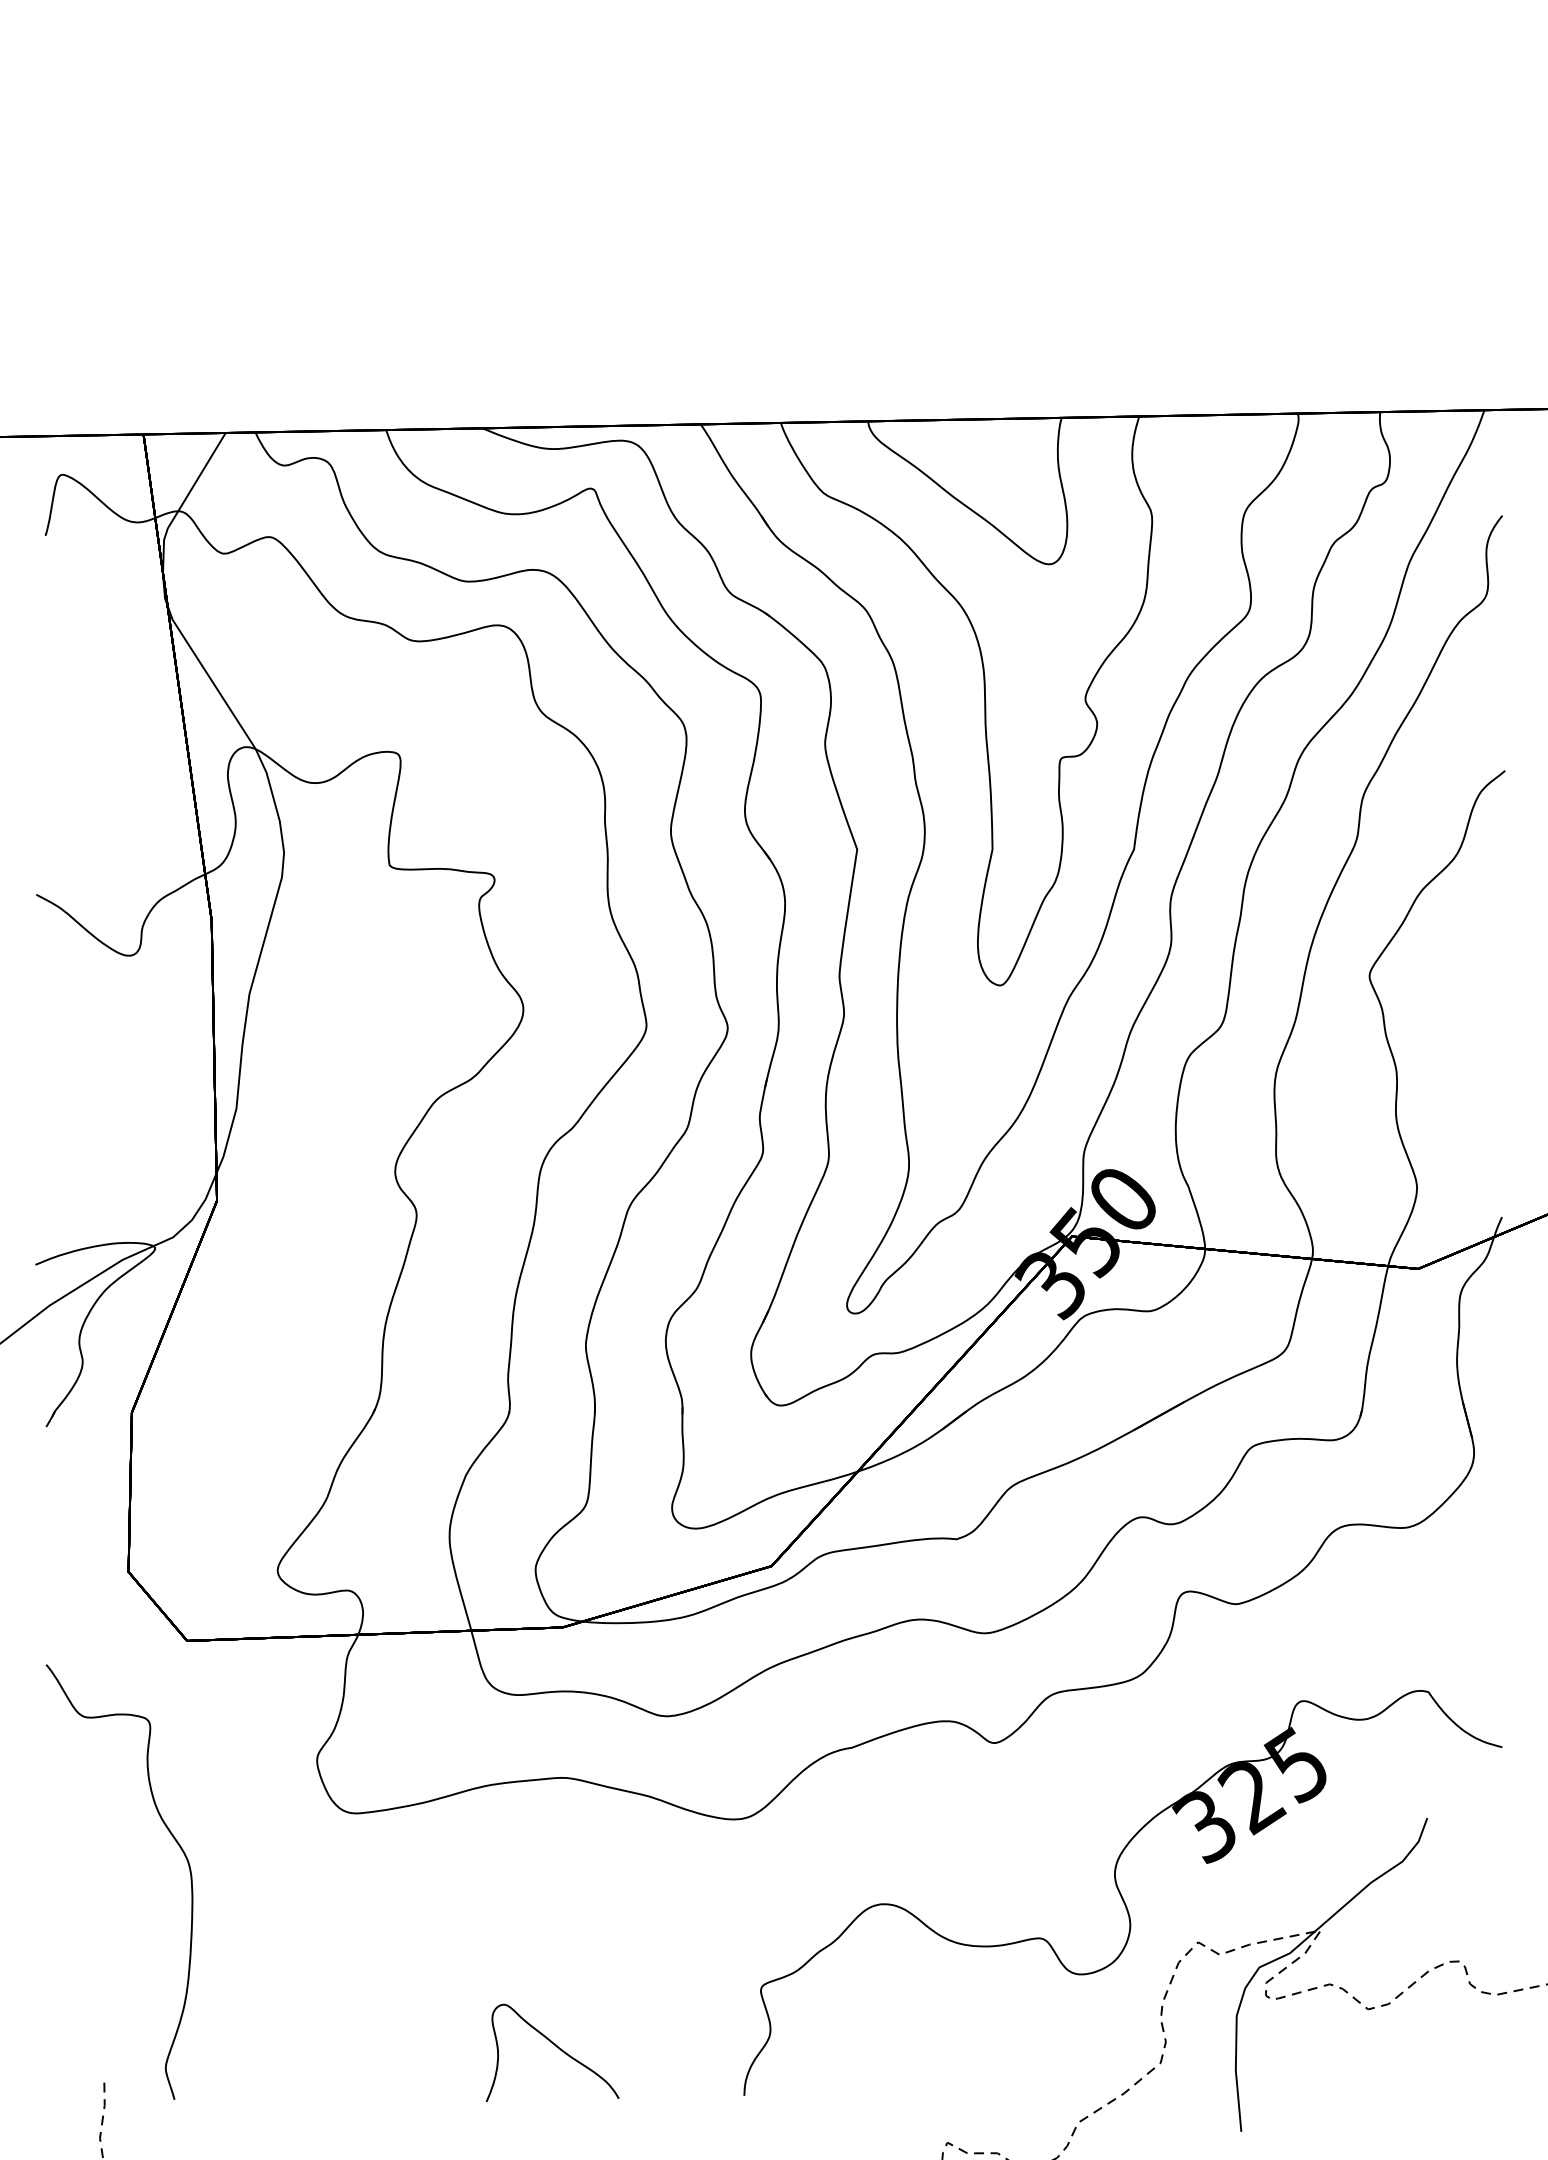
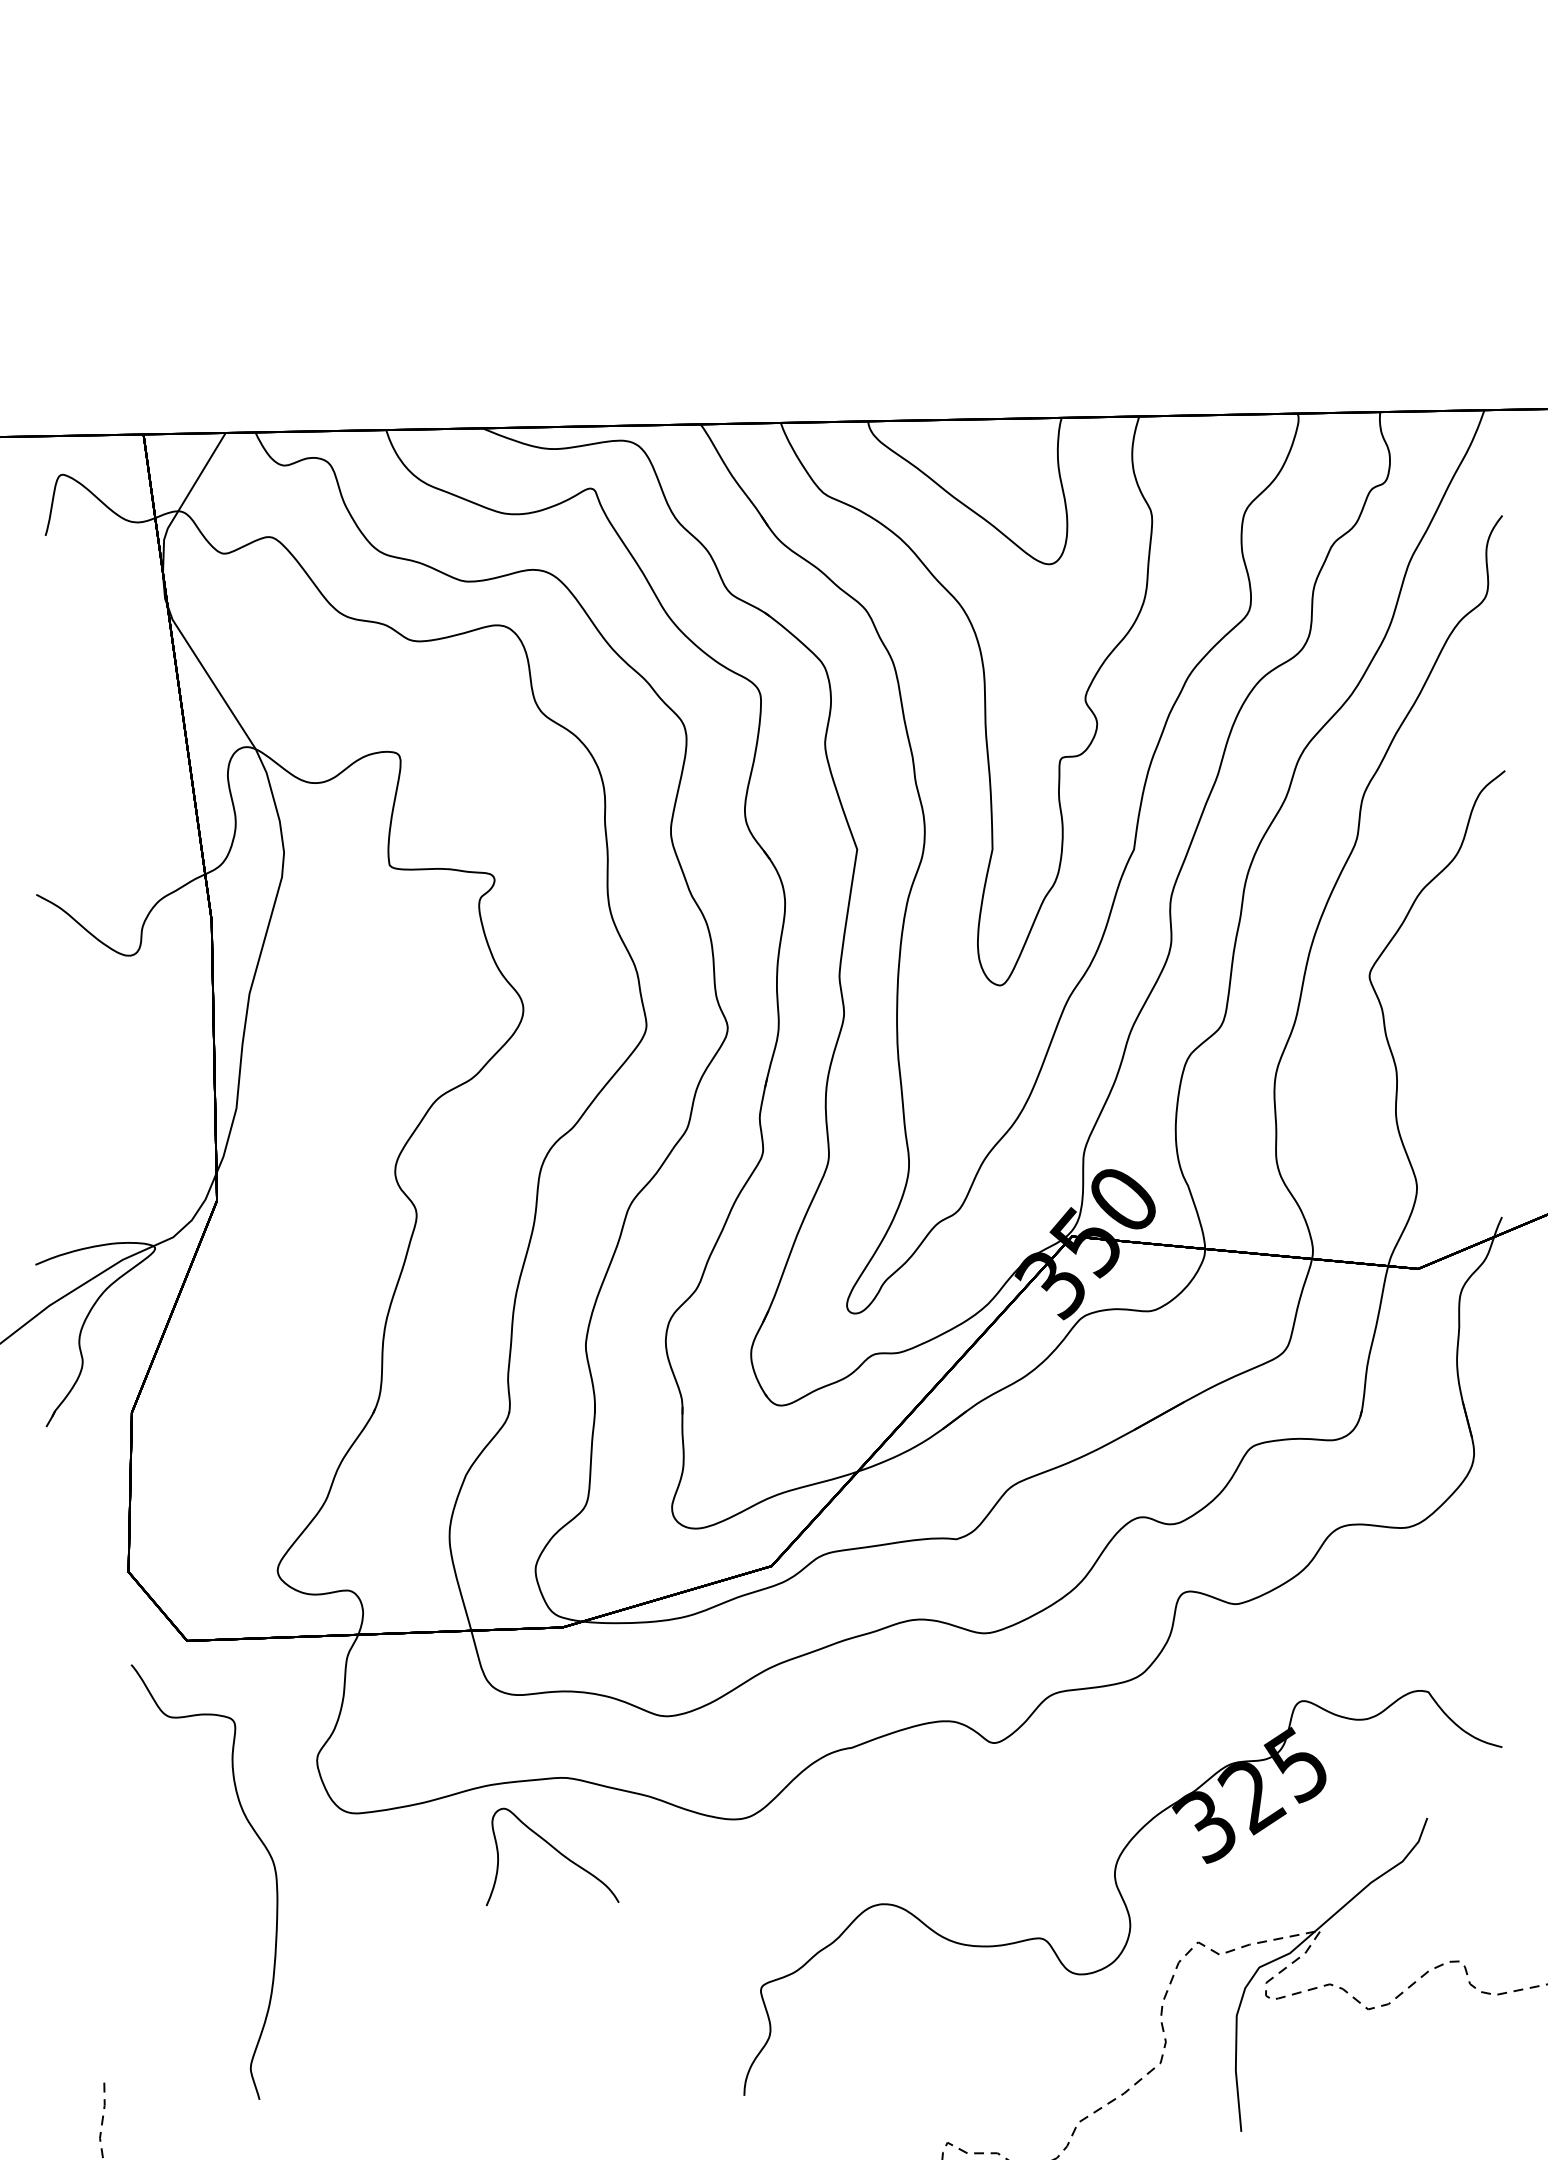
curve position: (177, 1844) -> (262, 1844) (262, 1844)
curve position: (556, 2047) -> (556, 1851) (556, 1851)
